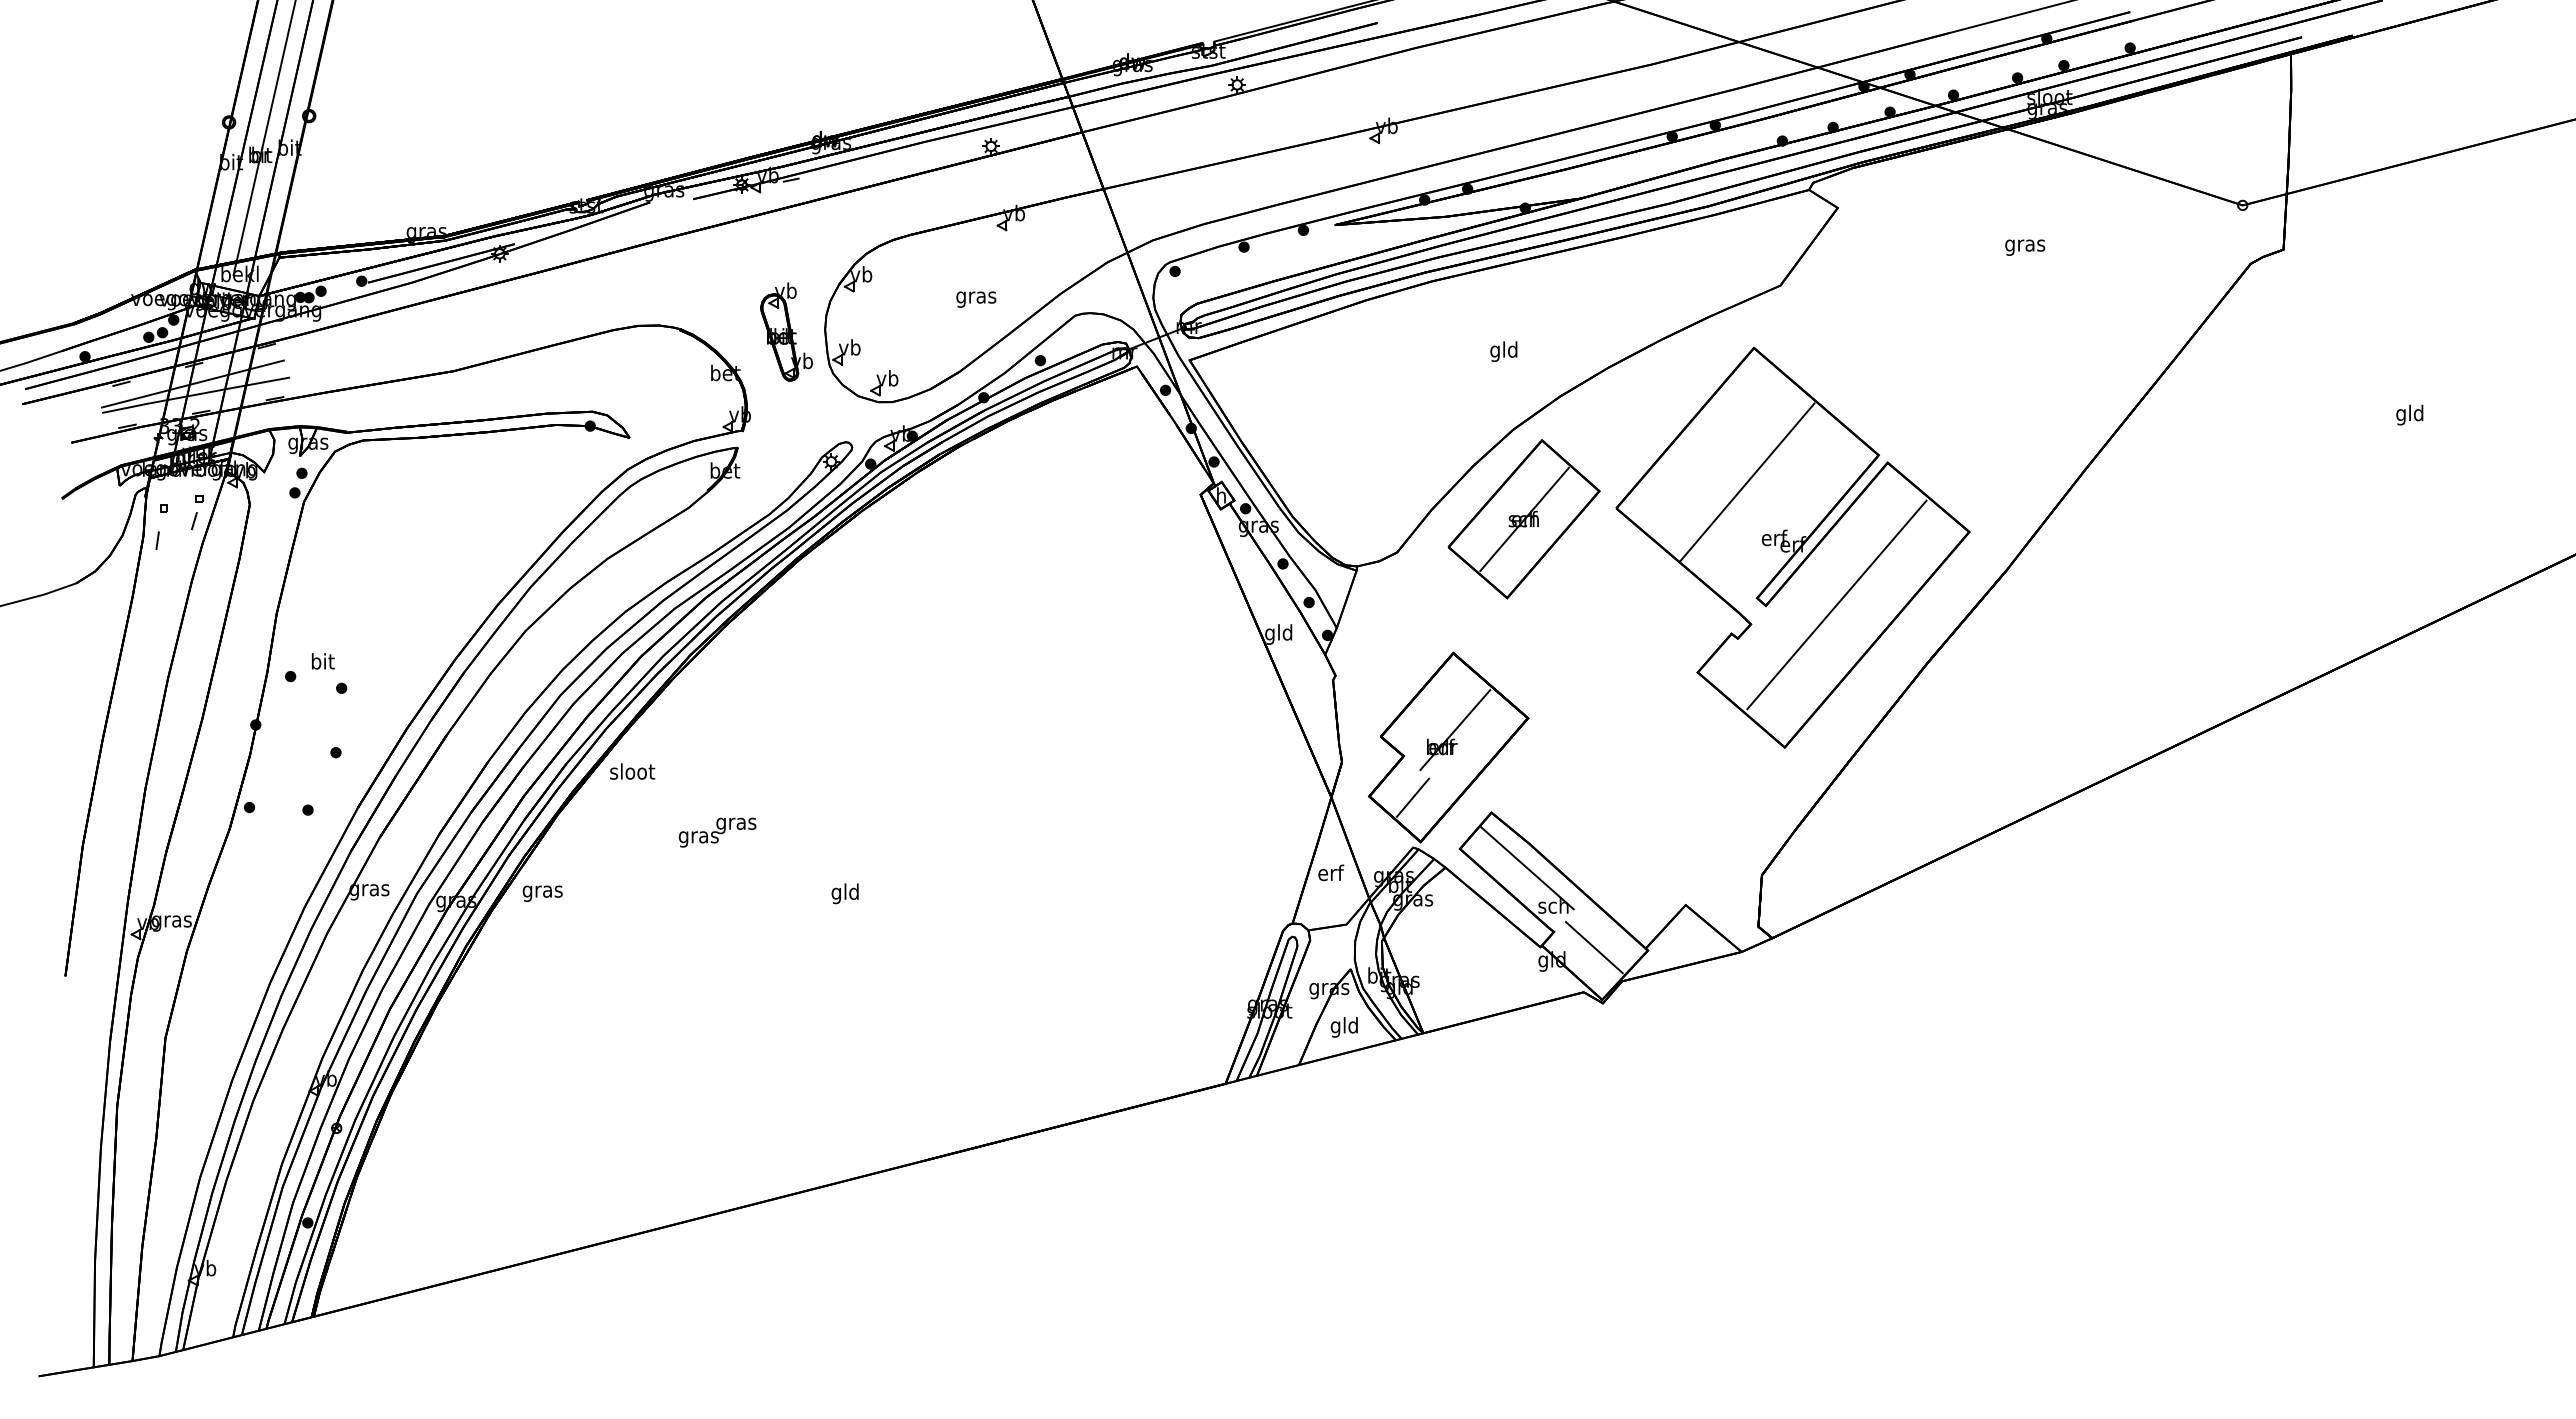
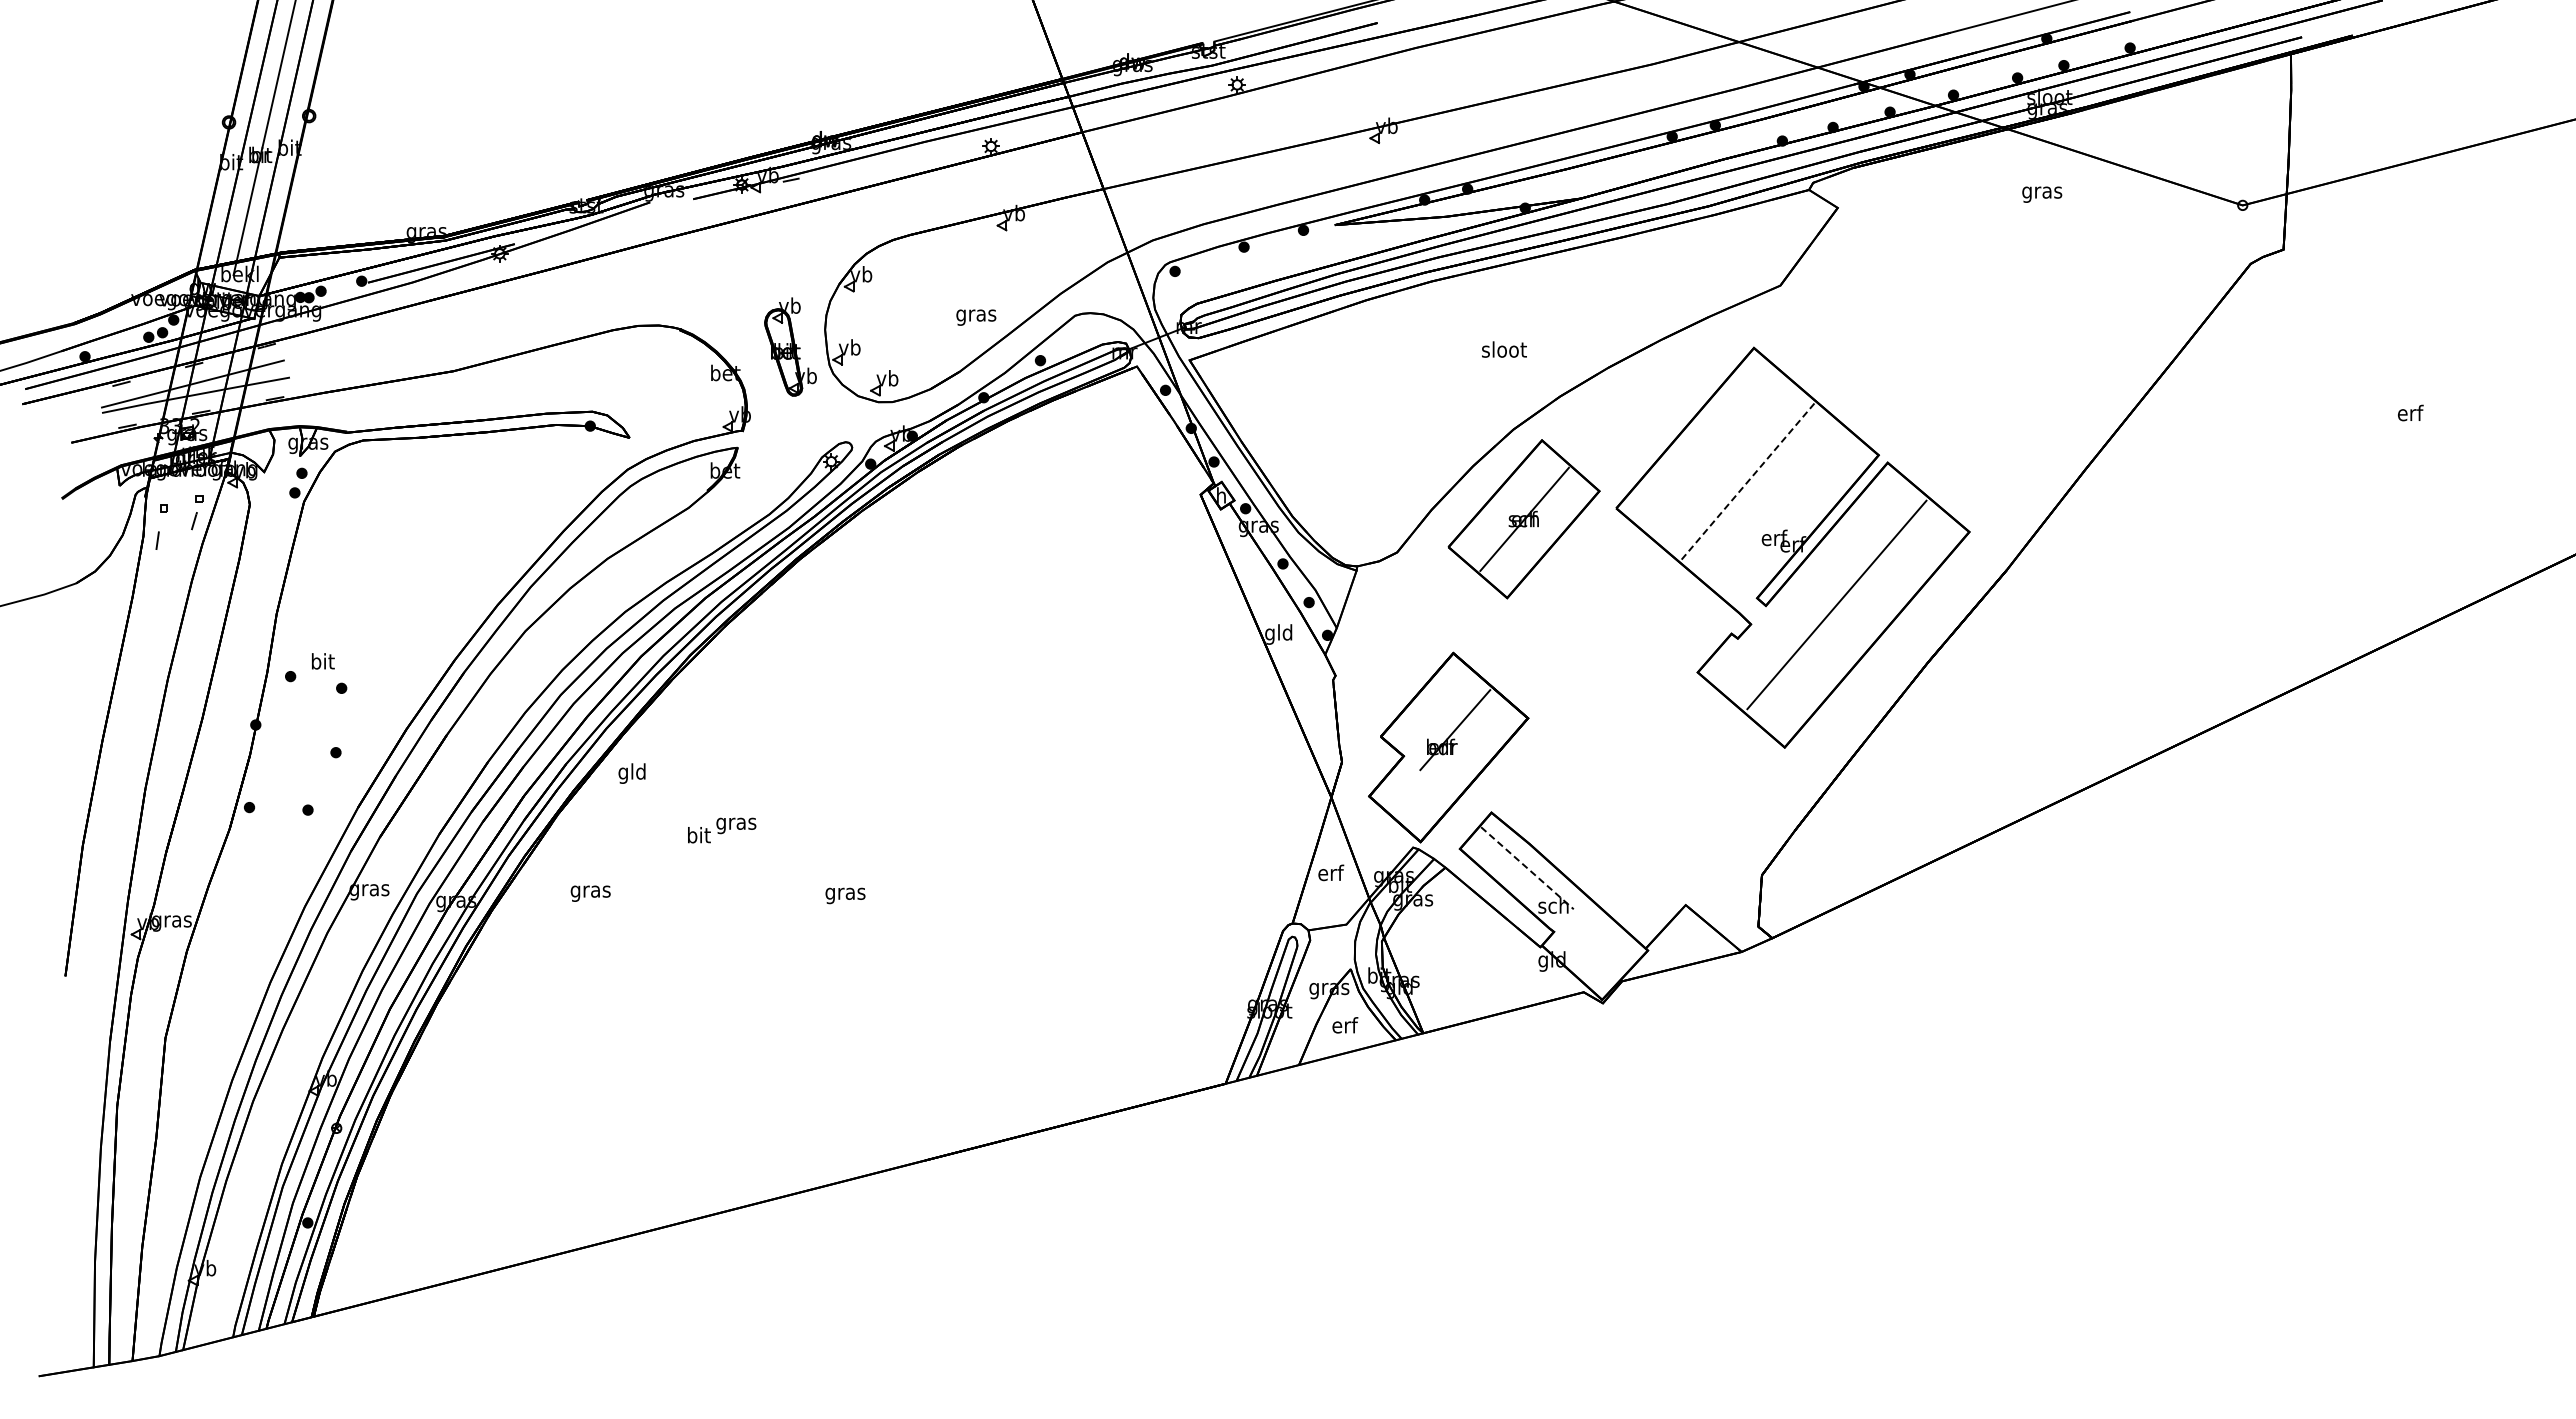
text position: (2025, 247) -> (2042, 194) (2042, 194)
text position: (976, 299) -> (976, 317) (976, 317)
part position: (786, 331) -> (790, 346) (790, 346)
text: gld -> sloot (1504, 351)
text: gld -> erf (2409, 414)
line: solid -> dashed (1747, 482)
text: sloot -> gld (632, 773)
line: present -> none (1412, 797)
text: gras -> bit (698, 837)
line: solid -> dashed (1527, 868)
text position: (542, 893) -> (590, 893) (590, 893)
text: gld -> gras (845, 893)
line: present -> none (1593, 947)
text: gld -> erf (1344, 1027)
